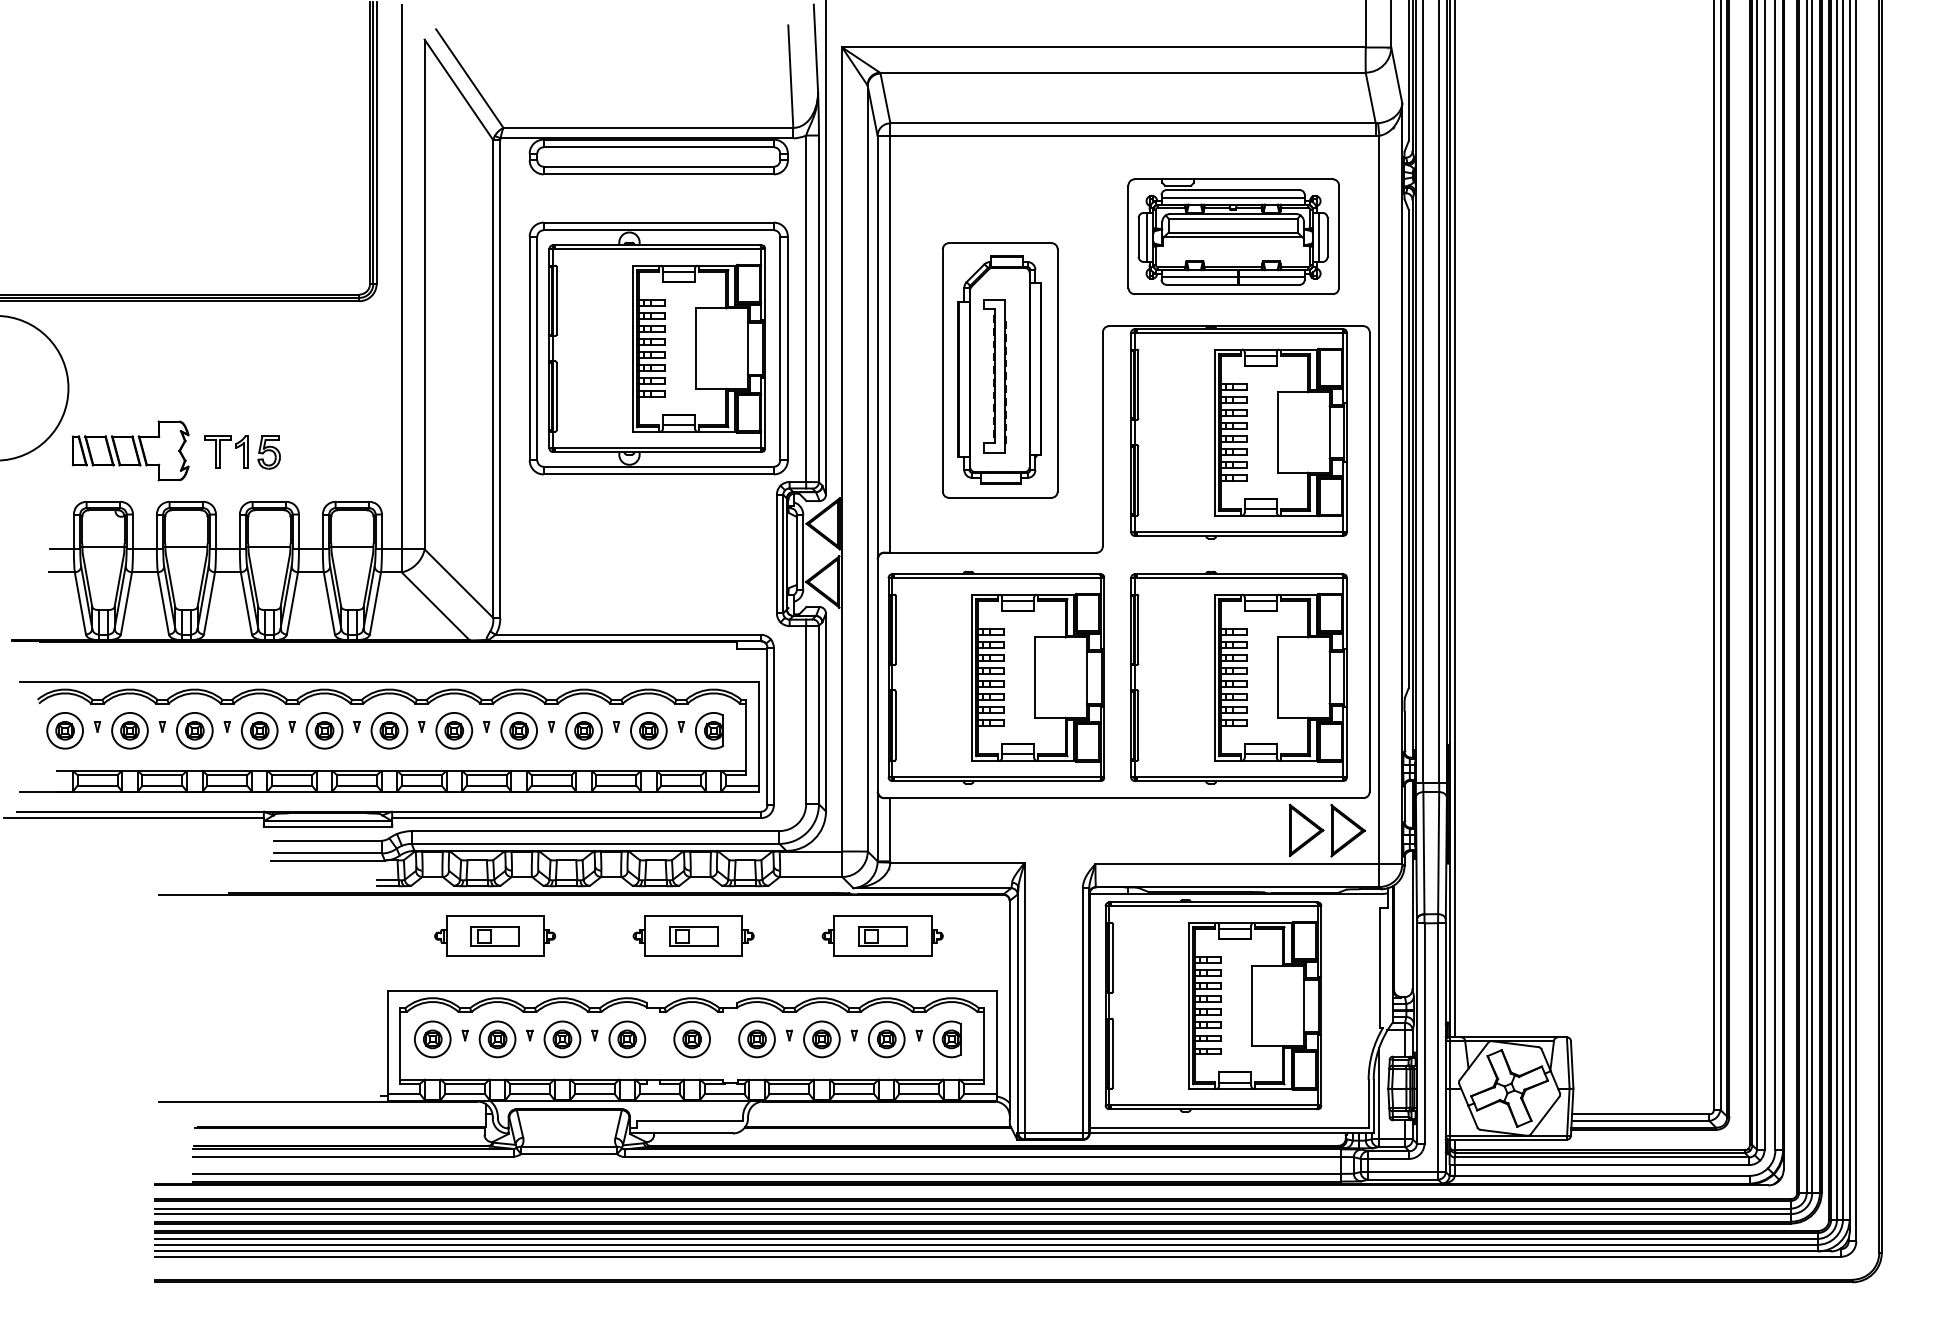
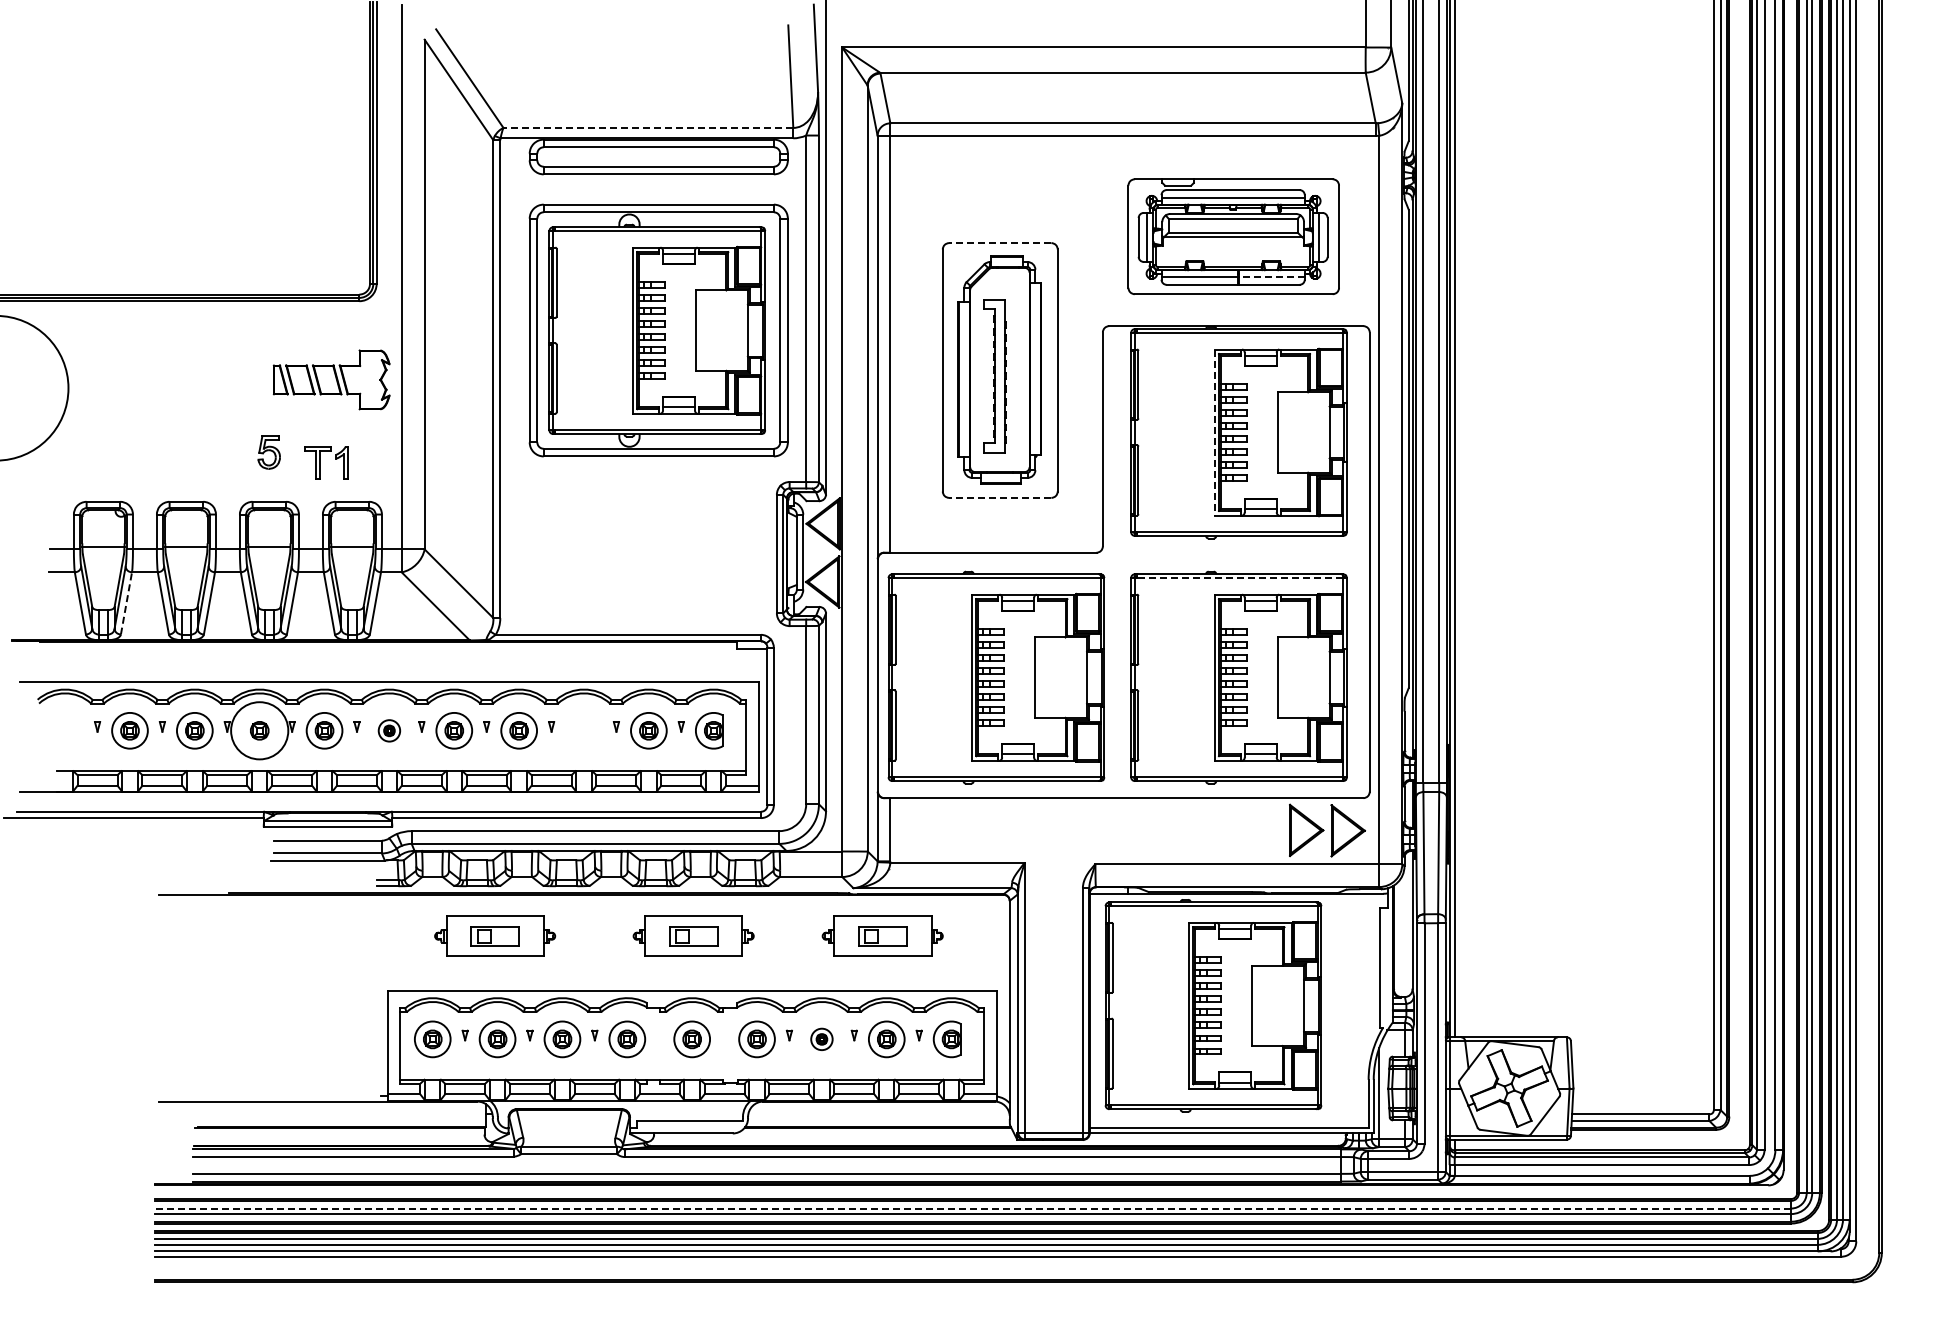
line: solid -> dashed (648, 127)
line: solid -> dashed (999, 243)
line: solid -> dashed (1271, 276)
part position: (658, 348) -> (658, 330) (658, 330)
line: solid -> dashed (1214, 432)
part position: (130, 450) -> (331, 379) (331, 379)
part position: (226, 451) -> (326, 462) (326, 462)
line: solid -> dashed (999, 497)
line: solid -> dashed (1239, 578)
line: solid -> dashed (126, 603)
part: present -> none (64, 730)
circle diameter: 36 px -> 57 px (259, 730)
part size: 39x38 px -> 25x24 px (389, 730)
part: present -> none (583, 730)
part size: 38x39 px -> 24x24 px (821, 1038)
line: solid -> dashed (972, 1208)
